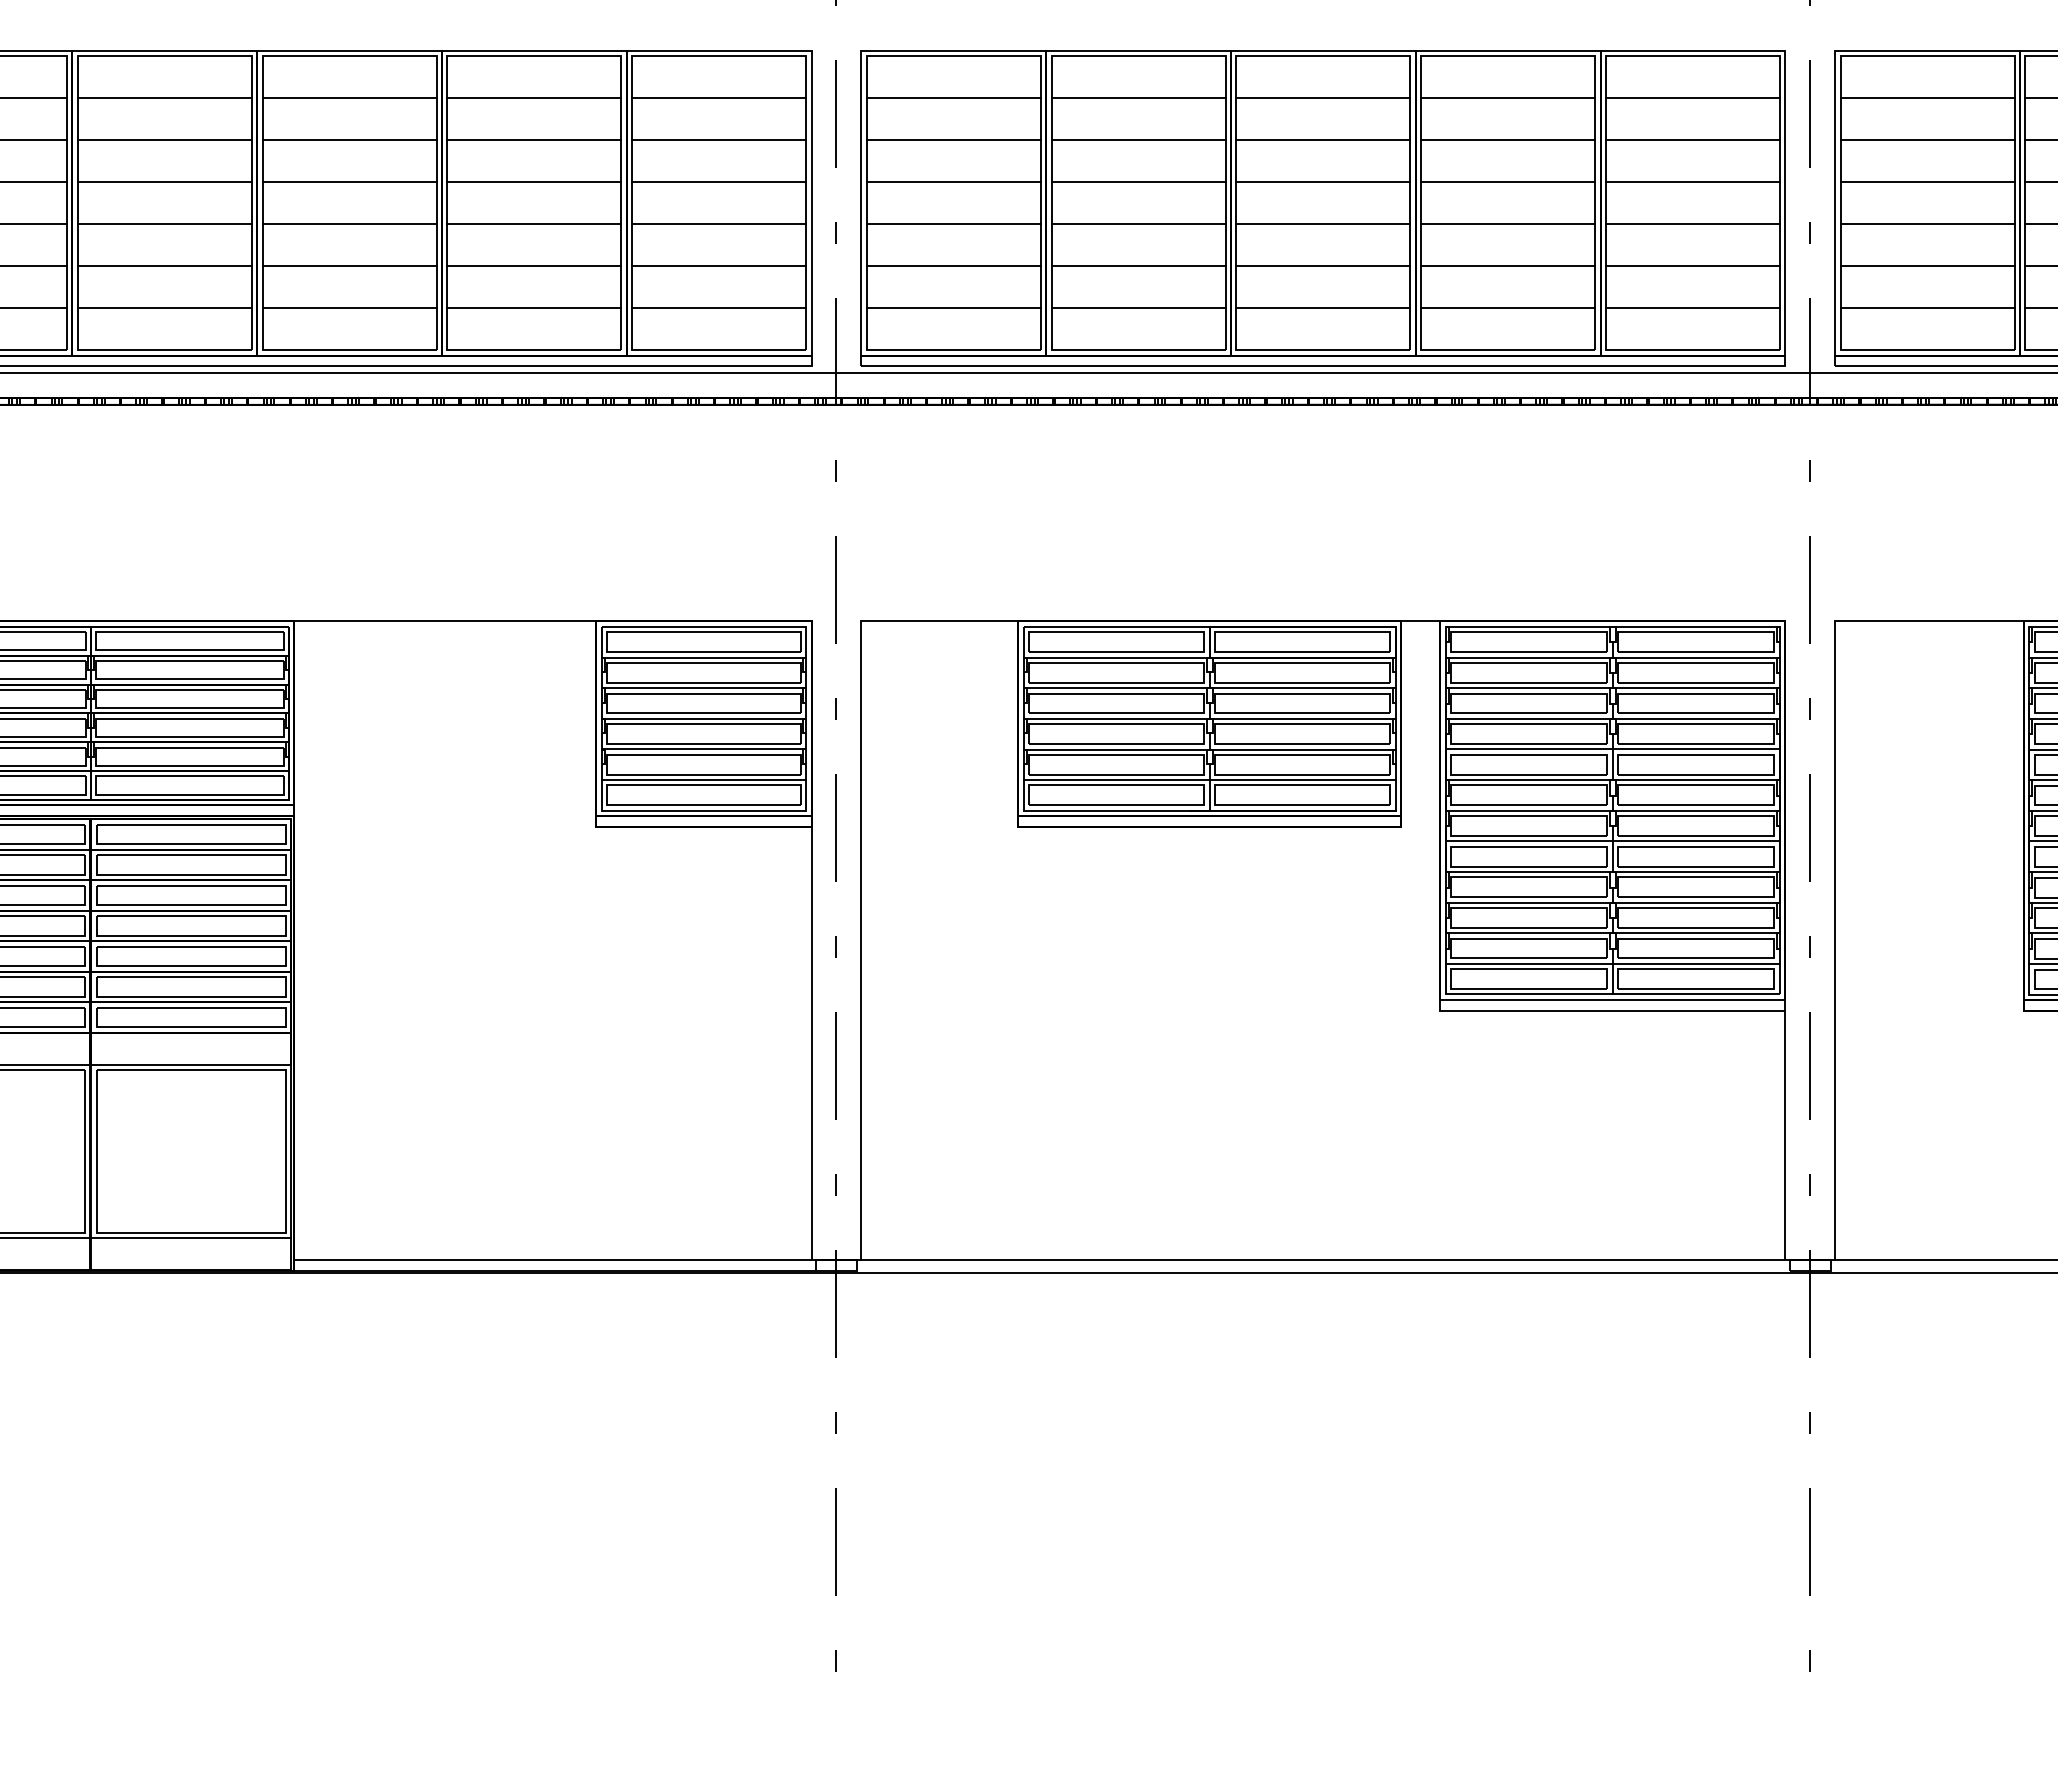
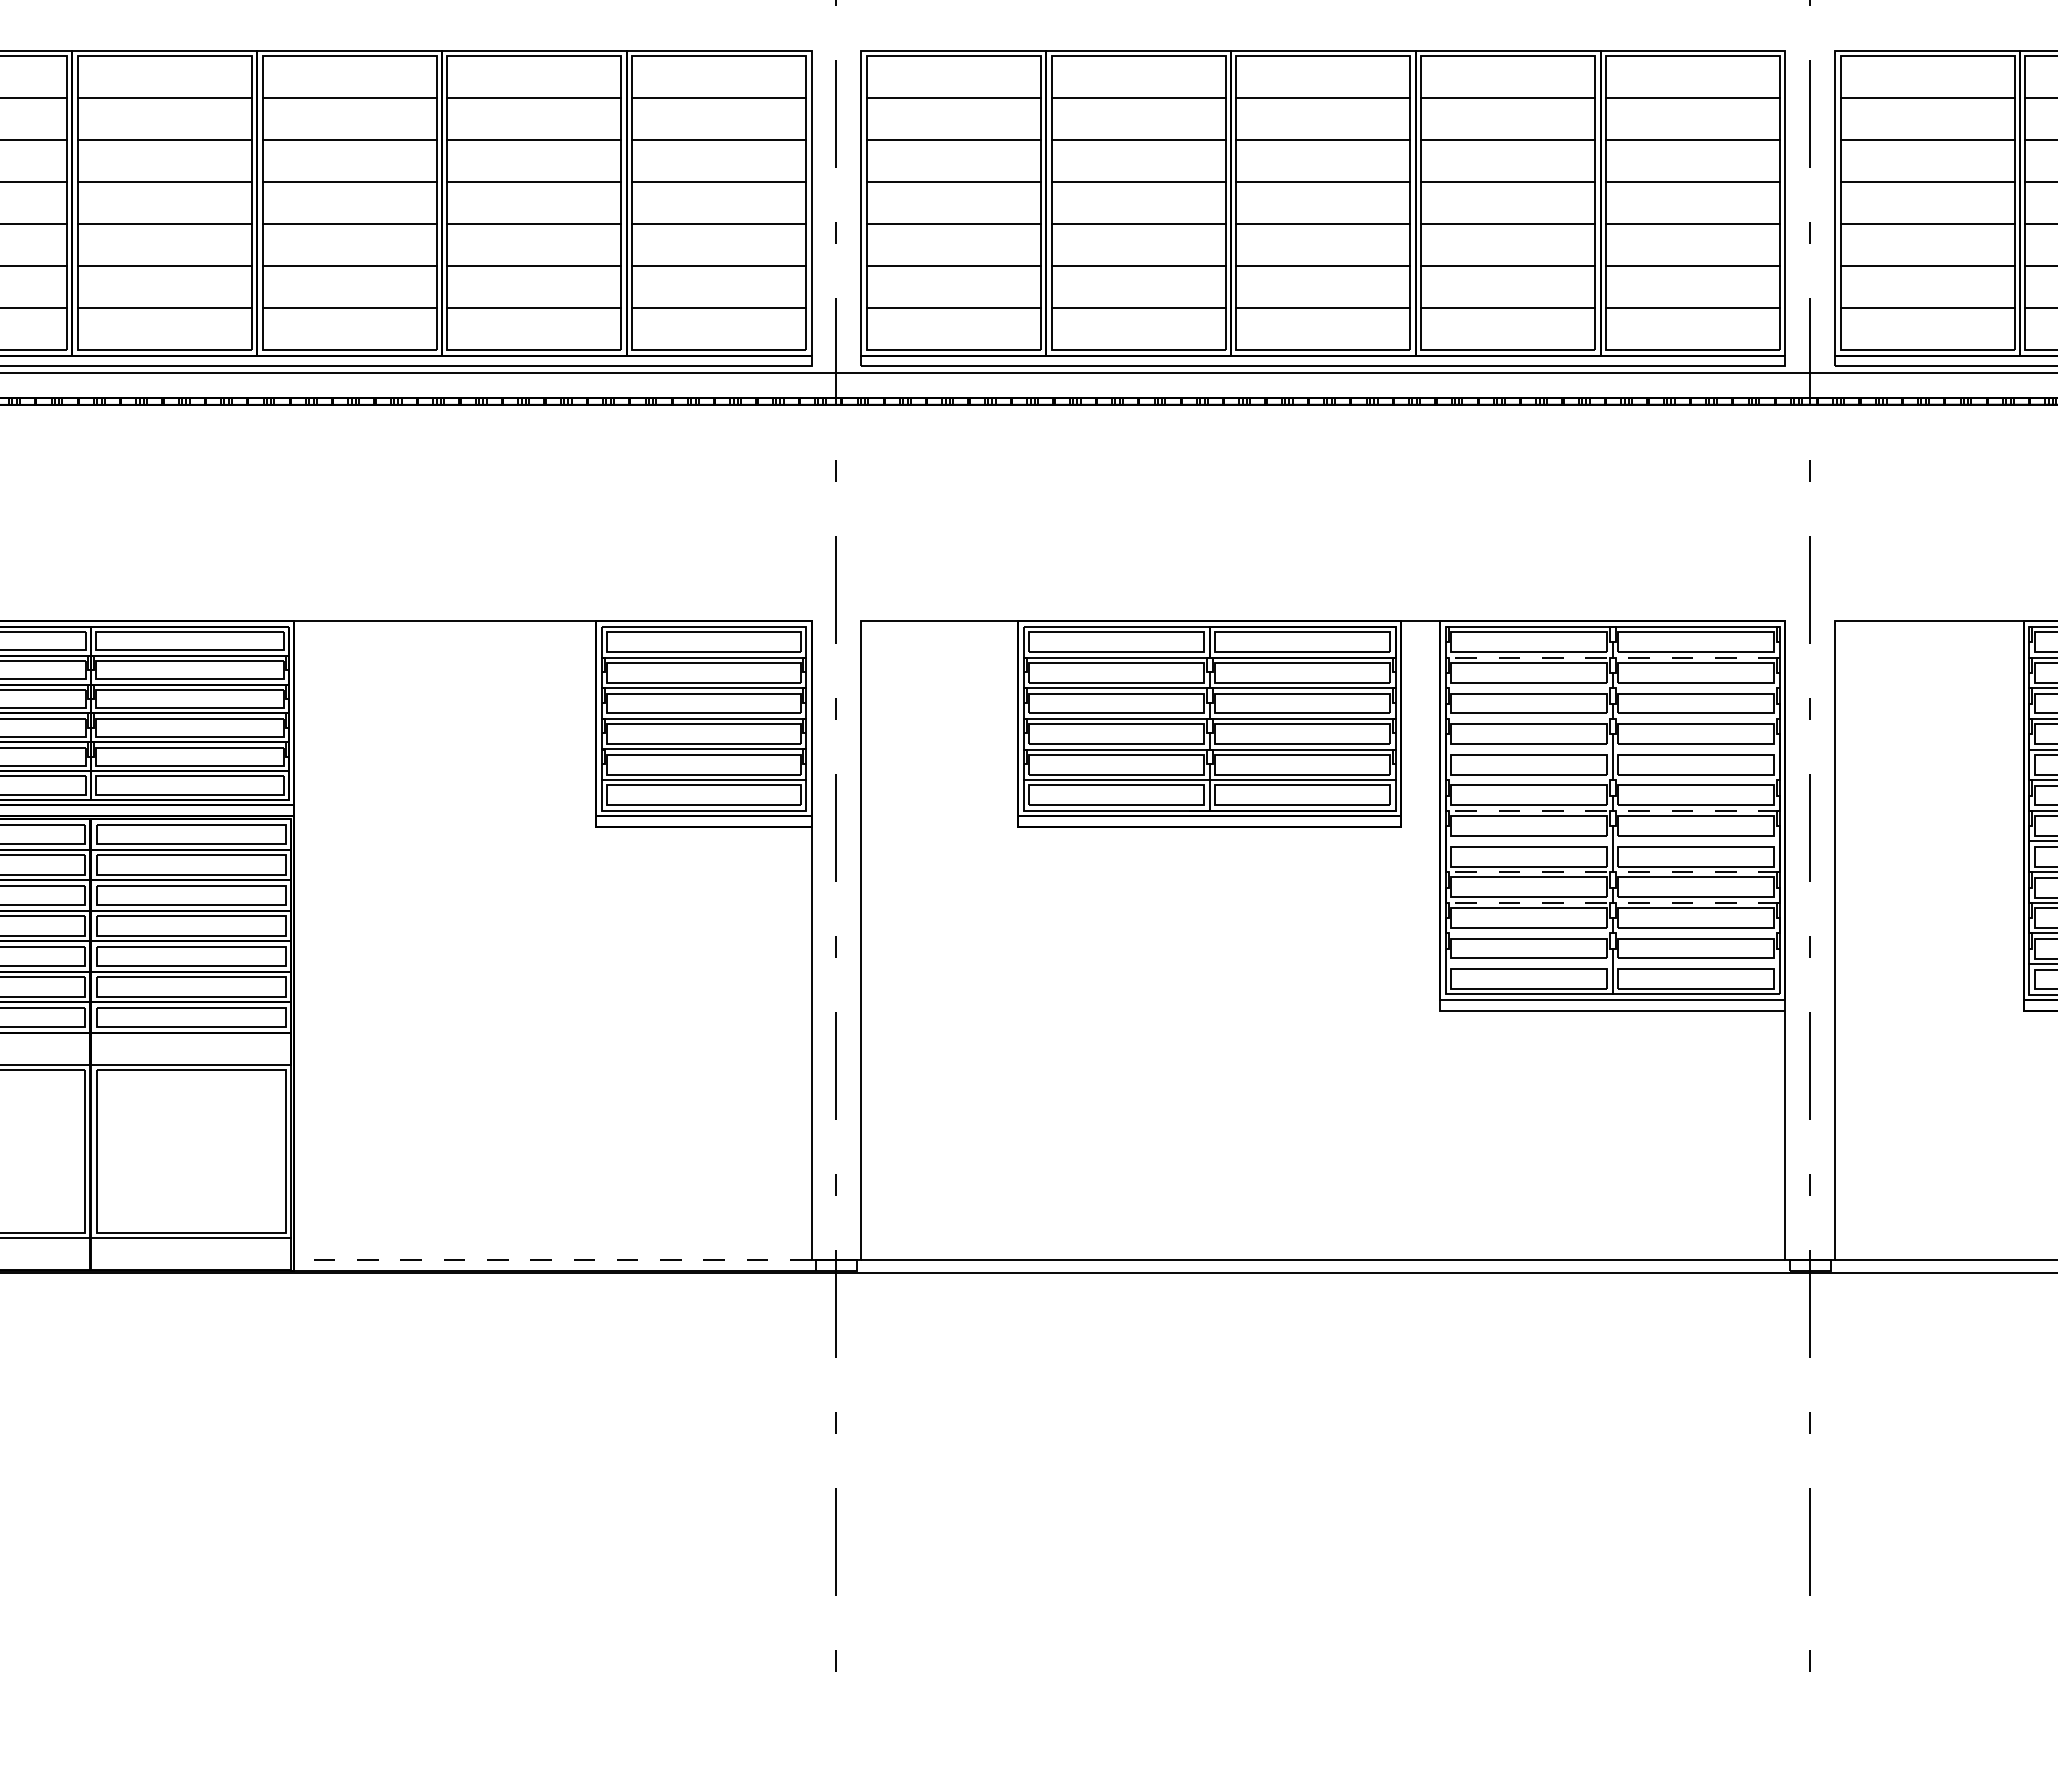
line: solid -> dashed (1612, 657)
line: present -> none (1612, 688)
line: present -> none (1612, 718)
line: present -> none (1612, 749)
line: present -> none (1612, 780)
line: solid -> dashed (1612, 810)
line: present -> none (1612, 841)
line: solid -> dashed (1612, 871)
line: solid -> dashed (1612, 902)
line: present -> none (1612, 933)
line: present -> none (1612, 963)
line: solid -> dashed (552, 1259)
